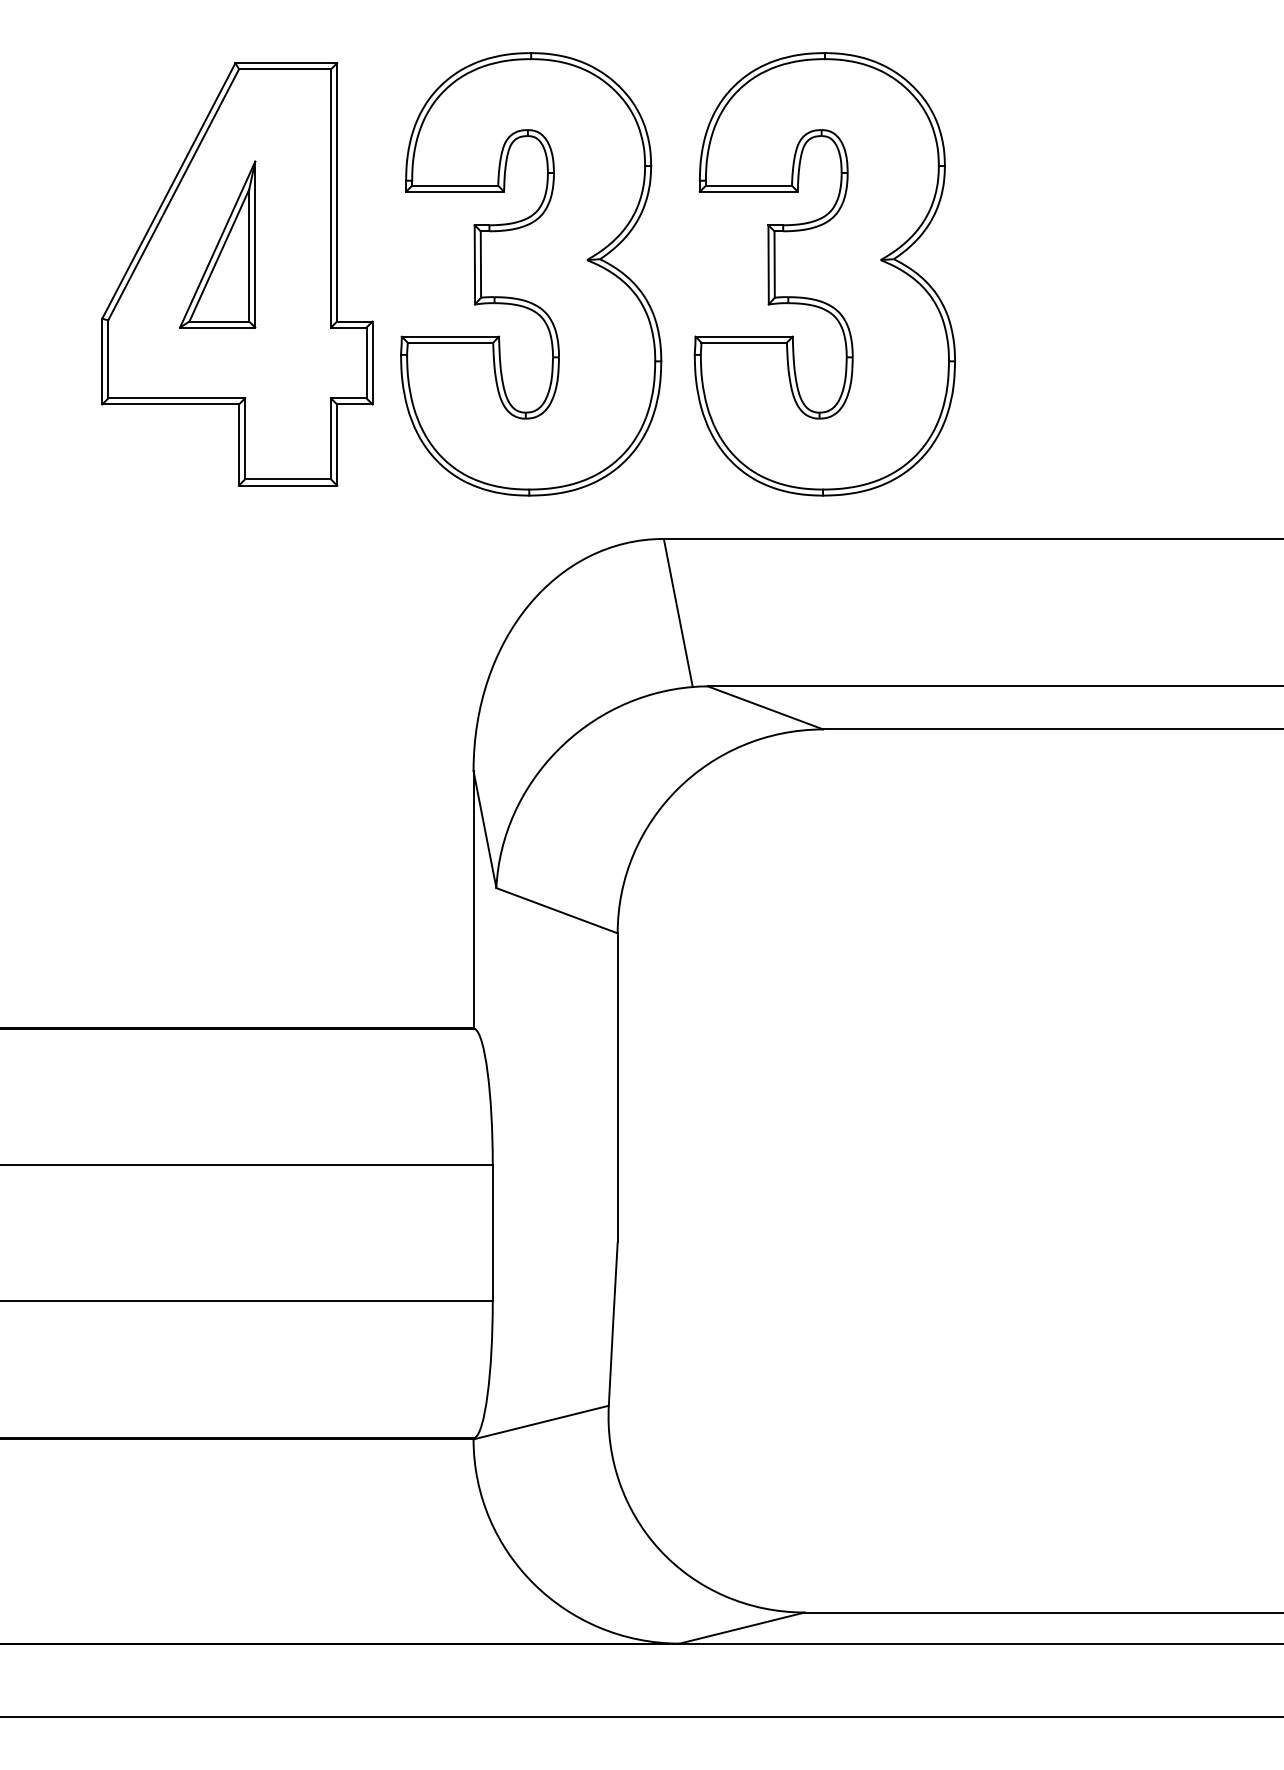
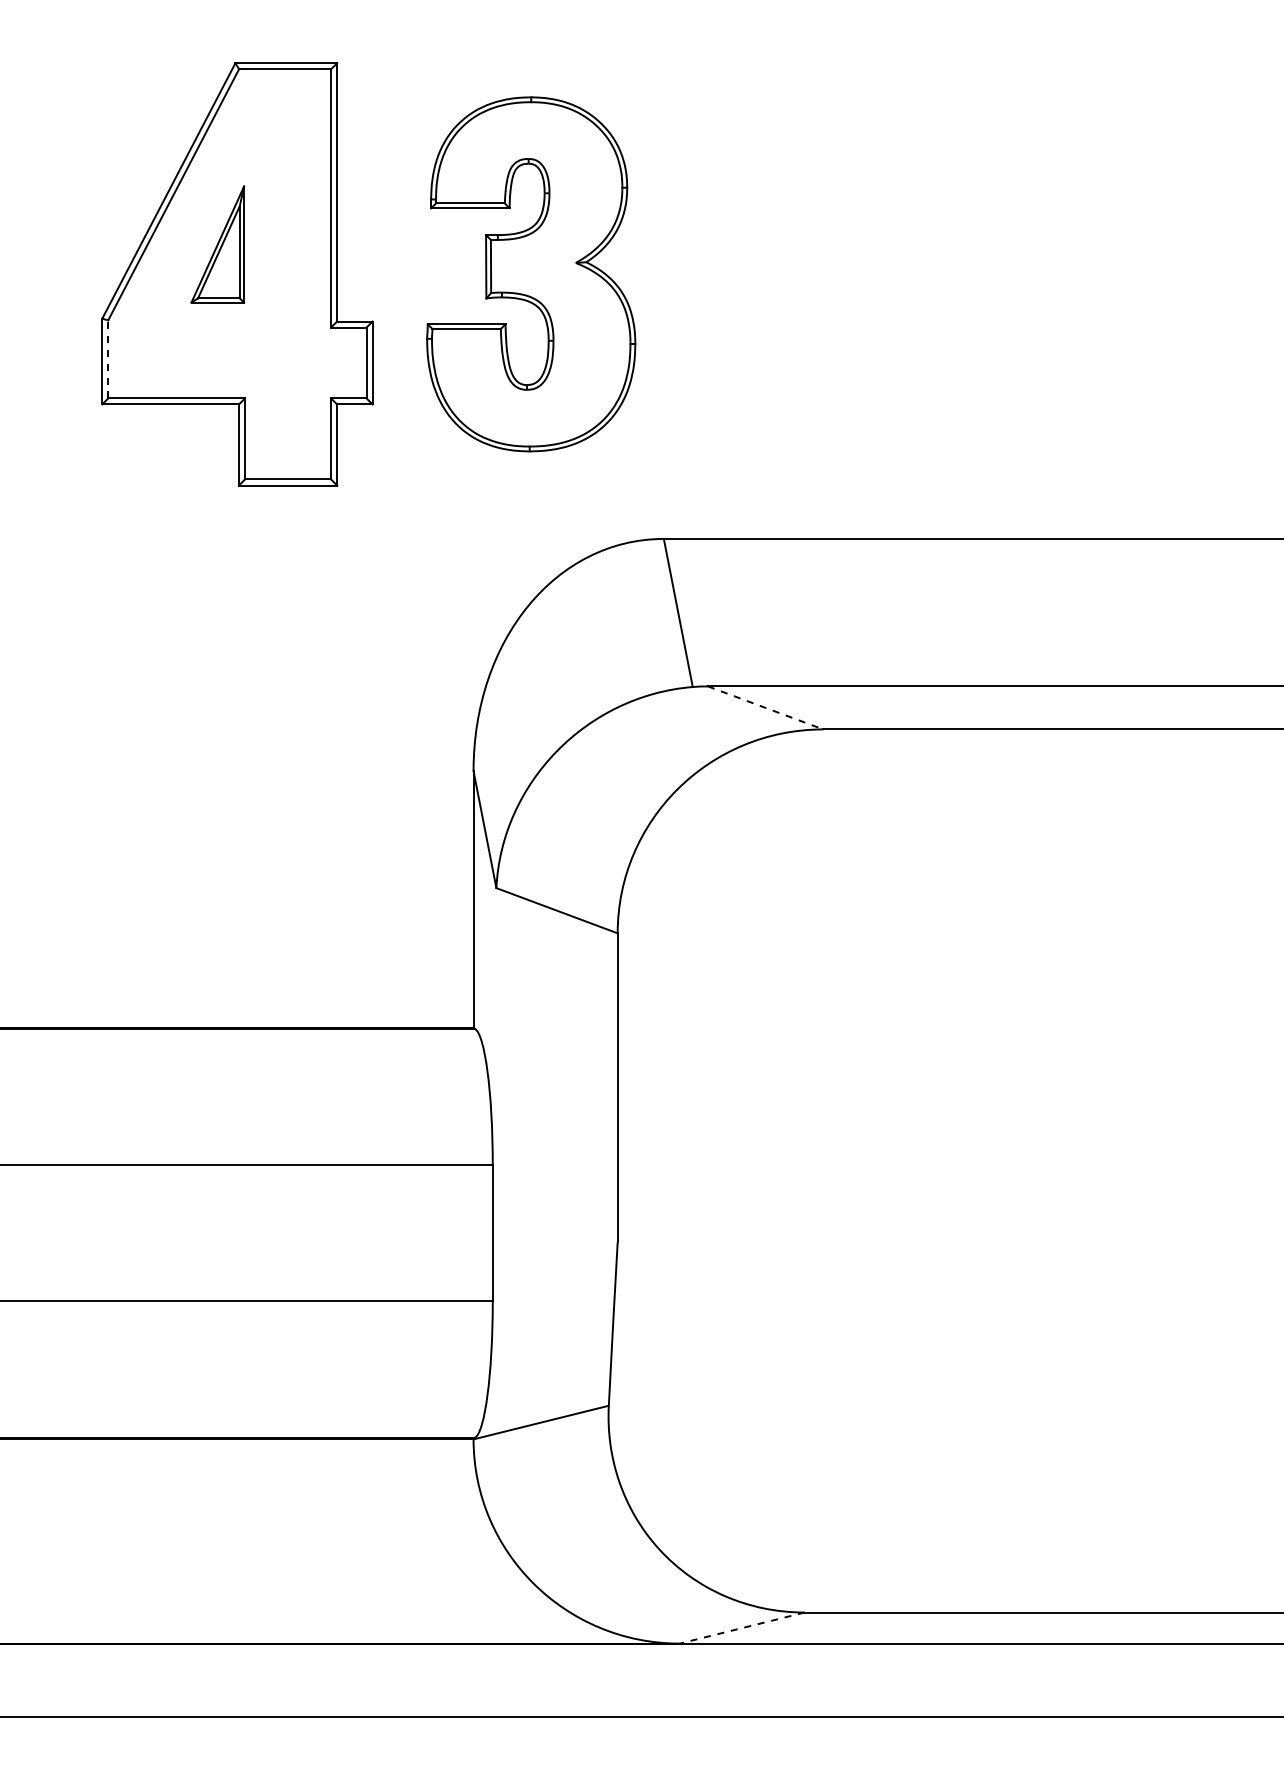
part size: 78x169 px -> 56x119 px (217, 244)
part size: 263x445 px -> 211x357 px (531, 274)
part: present -> none (824, 274)
line: solid -> dashed (108, 358)
line: solid -> dashed (765, 707)
line: solid -> dashed (741, 1628)
